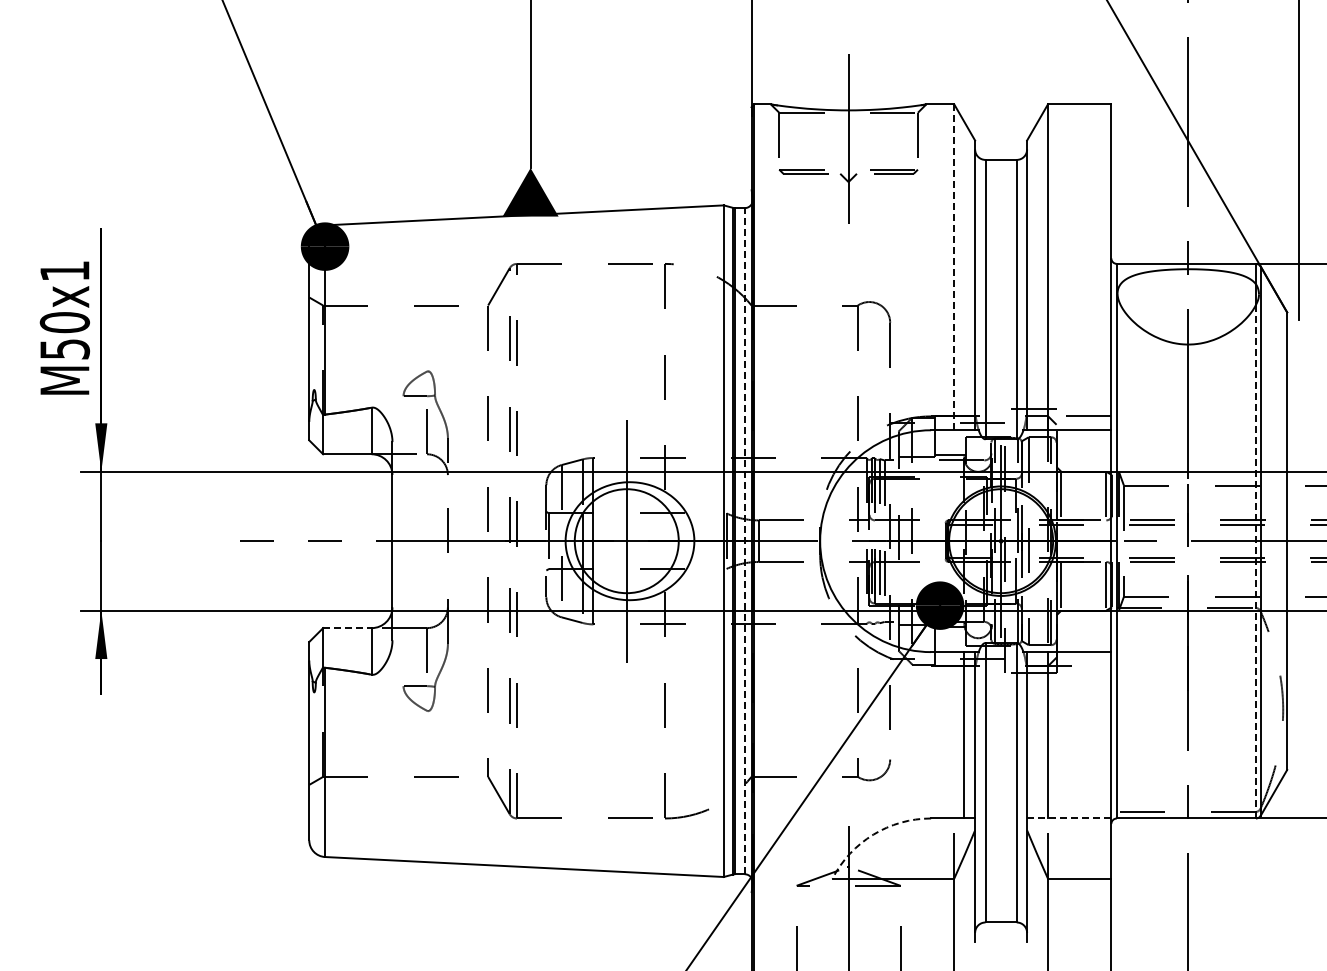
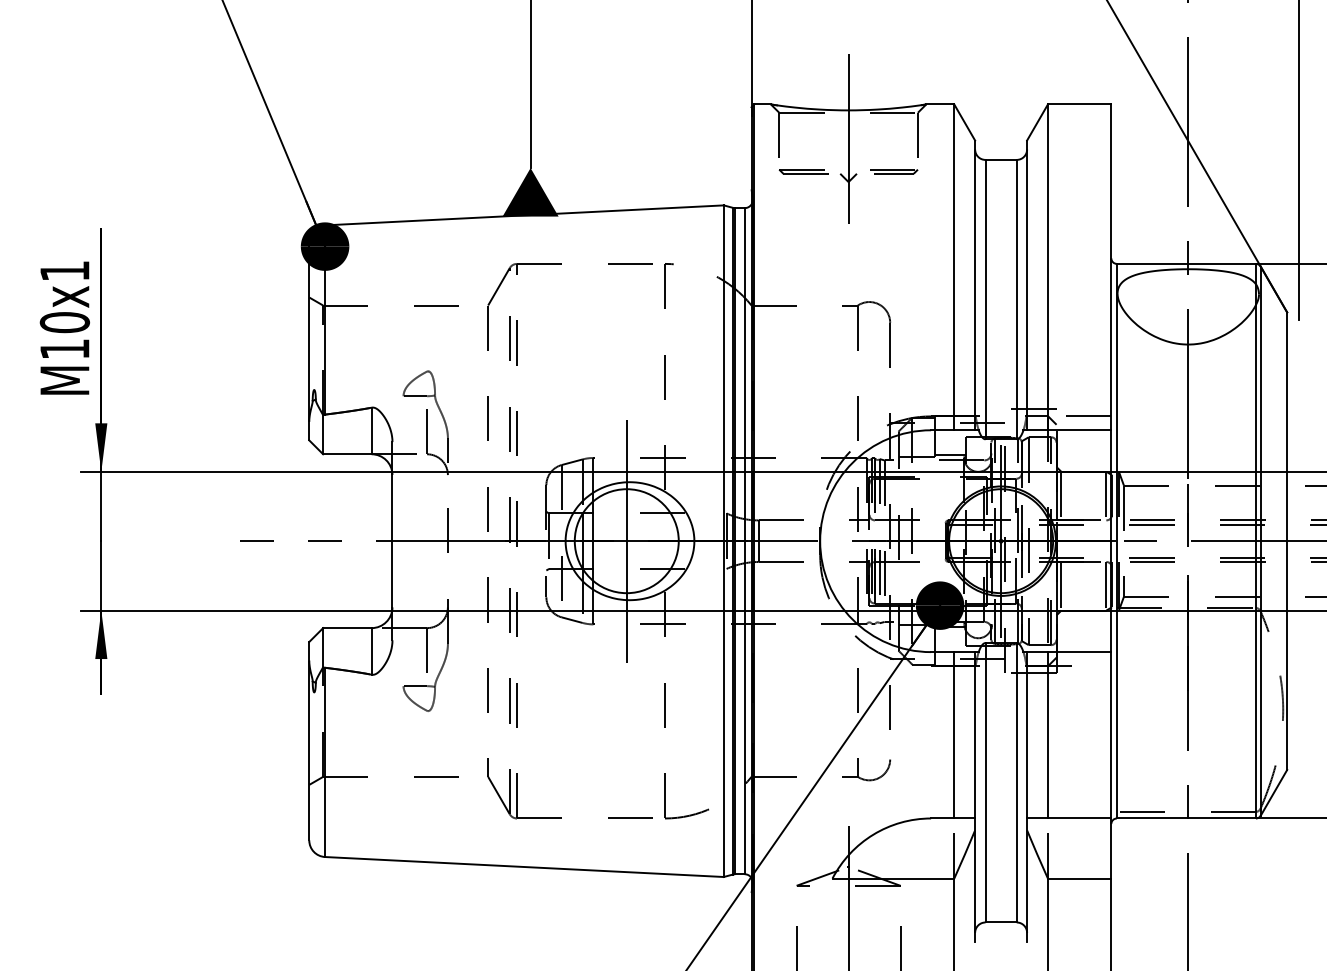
line: dashed -> solid (954, 267)
text: M50x1 -> M10x1 (65, 349)
line: dashed -> solid (744, 540)
line: dashed -> solid (1255, 561)
line: dashed -> solid (347, 628)
line position: (964, 735) -> (954, 735) (954, 735)
line: dashed -> solid (1069, 818)
arc: dashed -> solid (873, 834)
